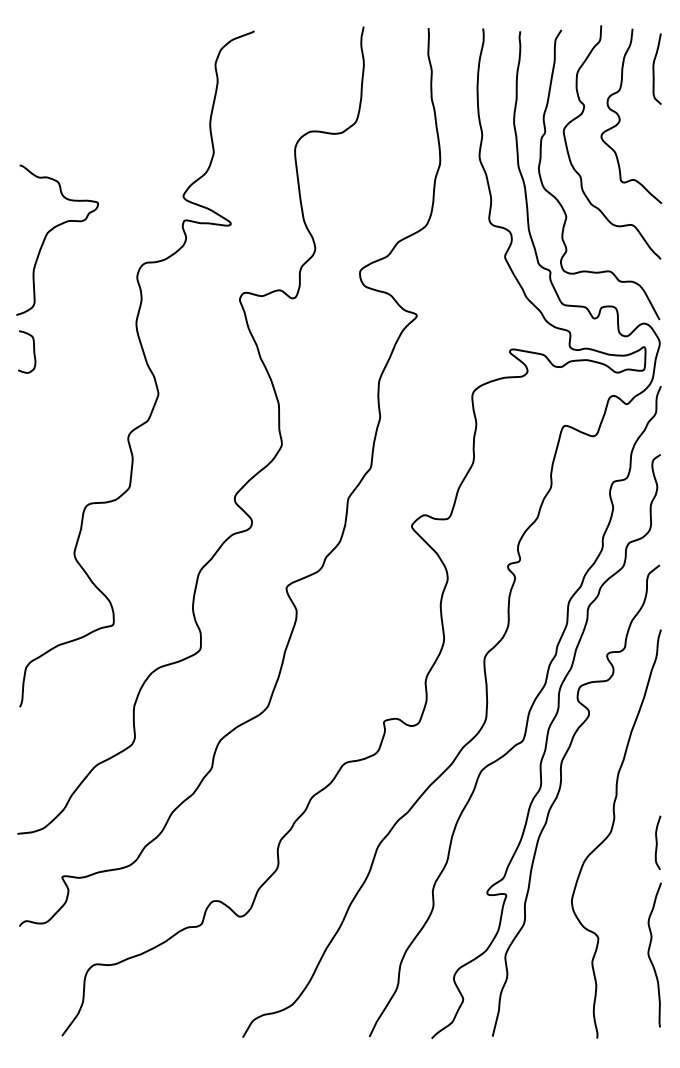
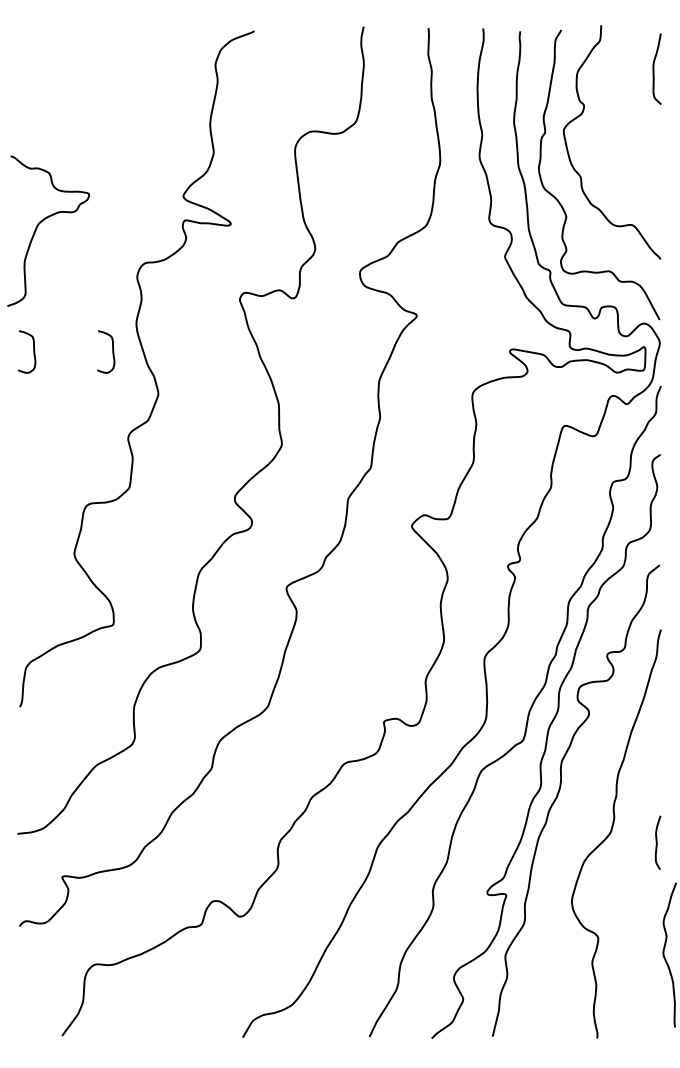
curve: present -> none (620, 117)
curve position: (52, 230) -> (43, 221) (43, 221)
curve: none -> present (112, 351)
curve position: (649, 954) -> (664, 954) (664, 954)
